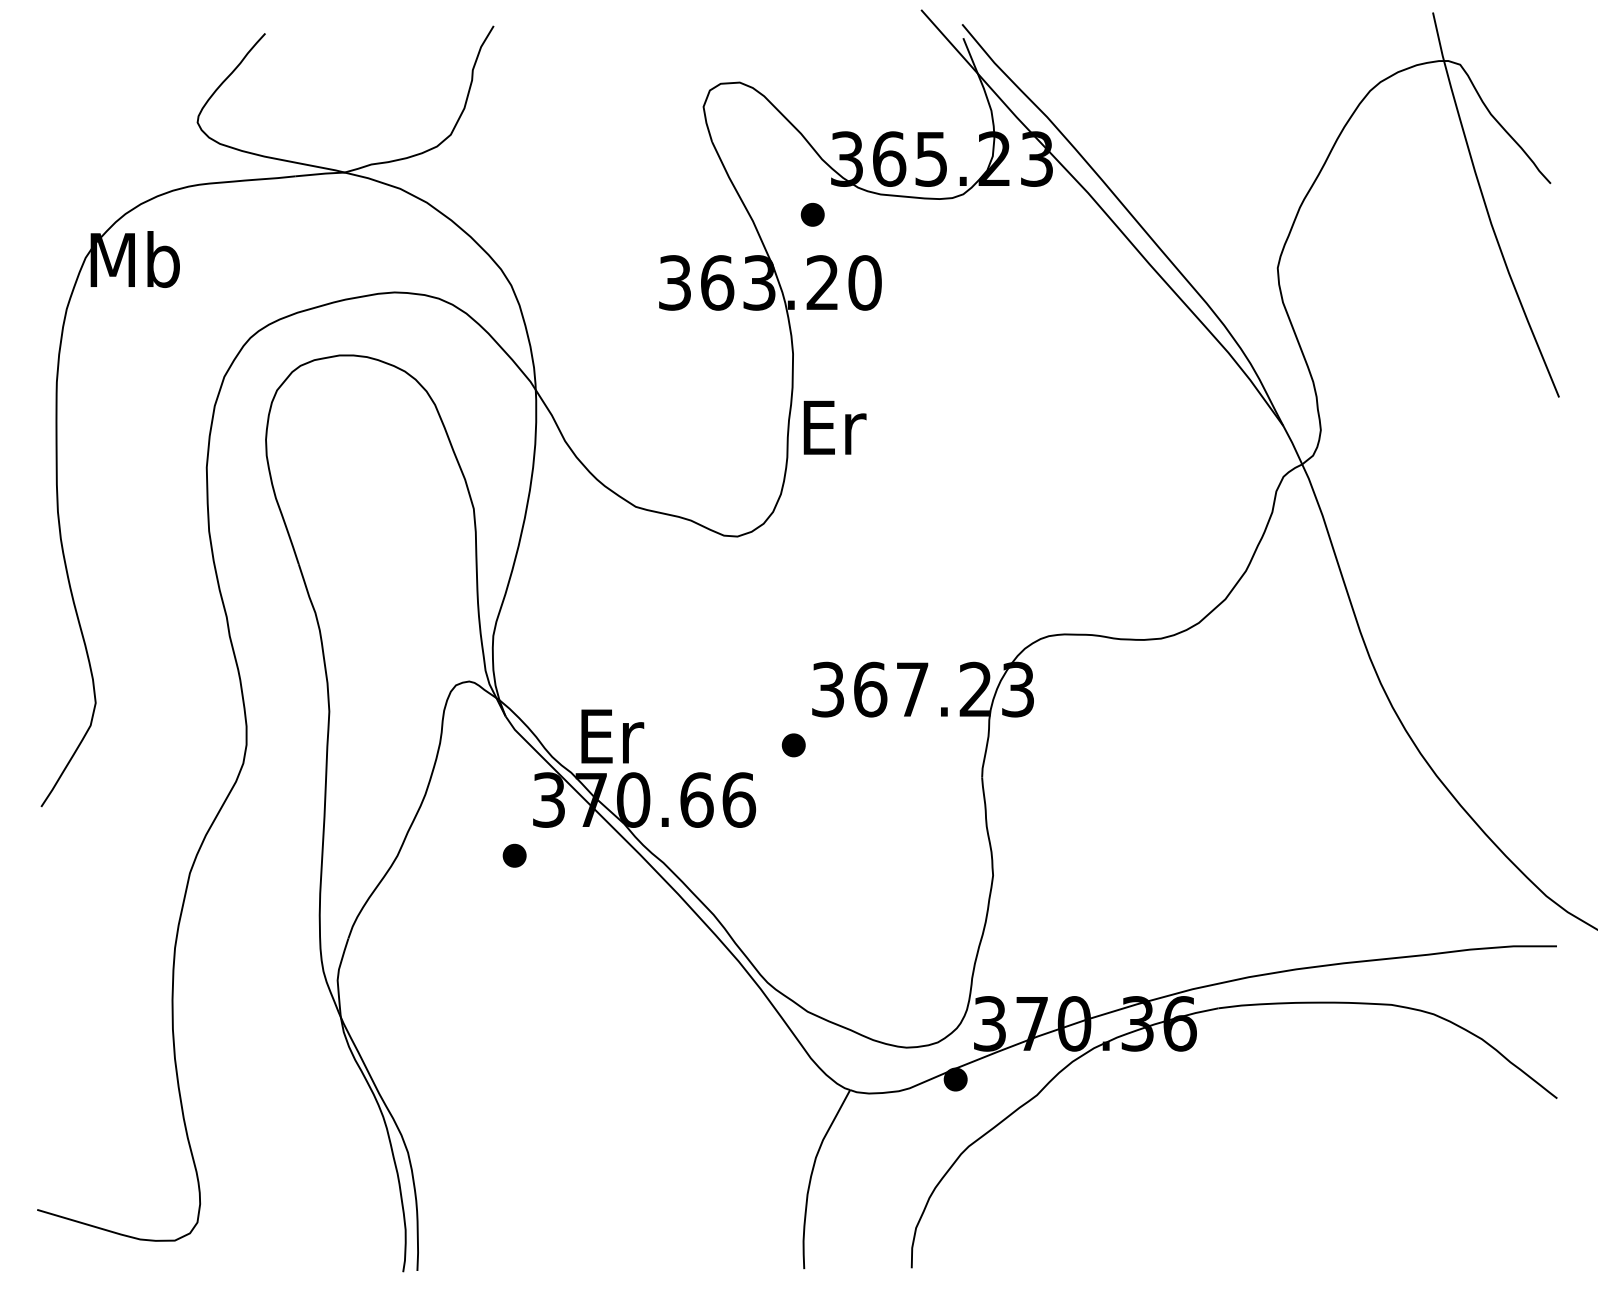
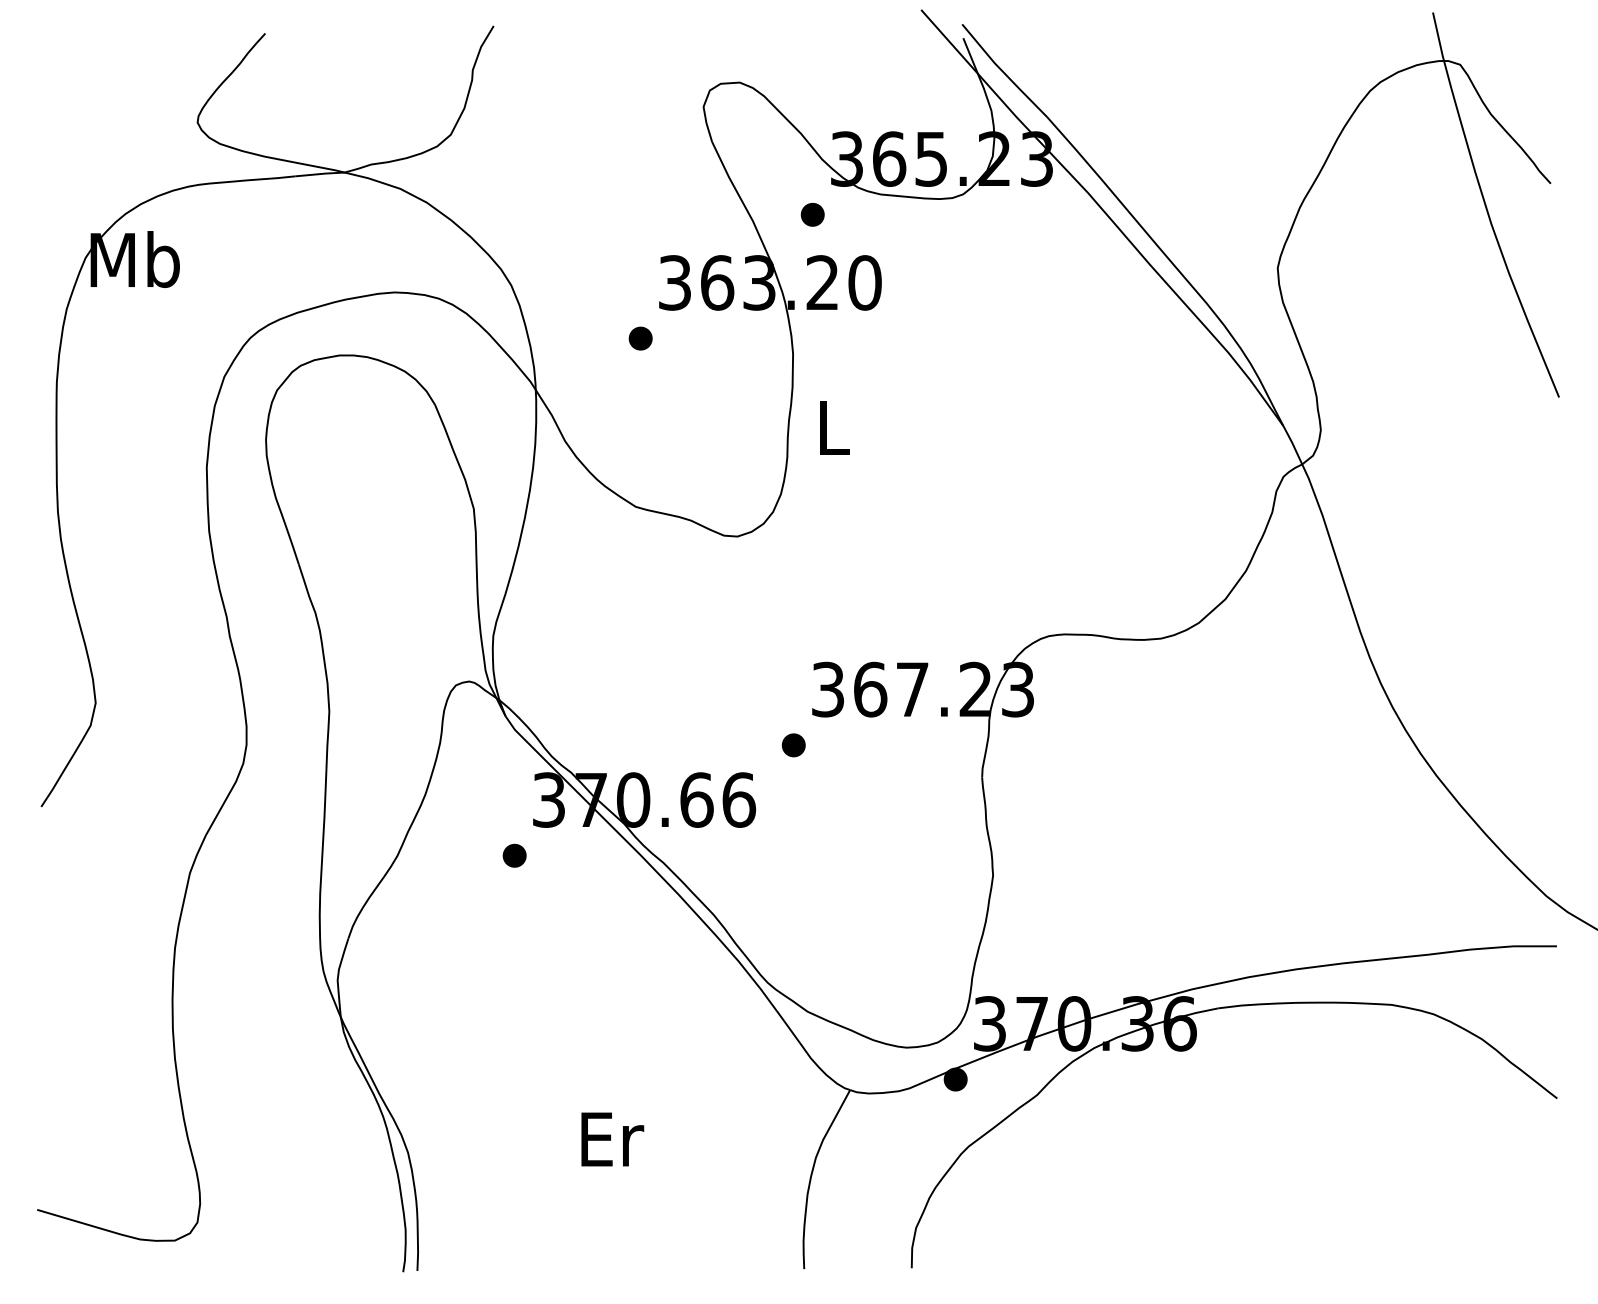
part: none -> present (640, 338)
text: Er -> L (834, 427)
text position: (612, 736) -> (612, 1139) (612, 1139)
